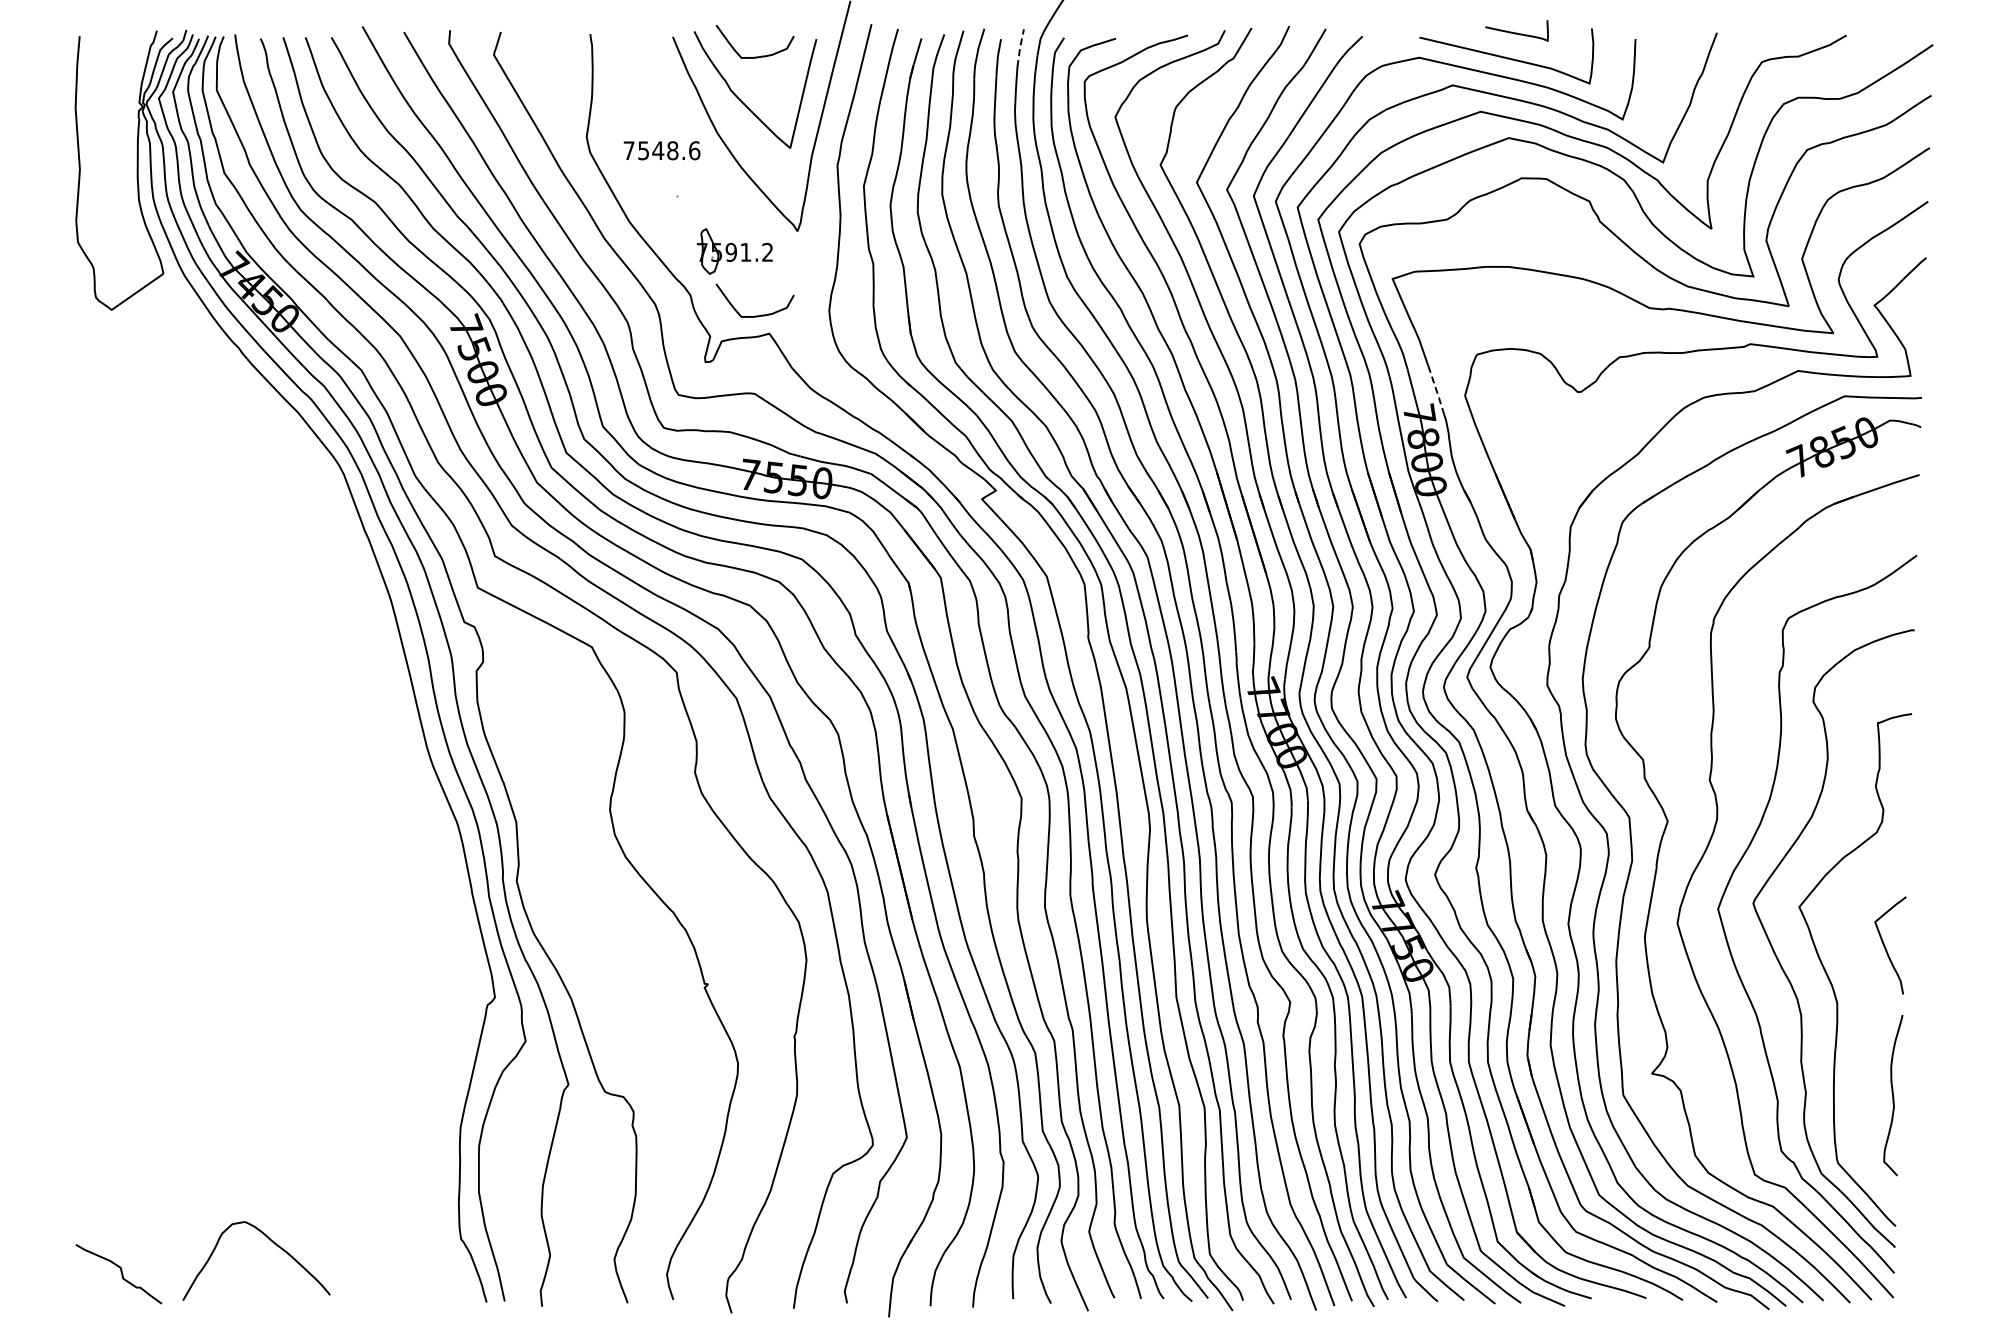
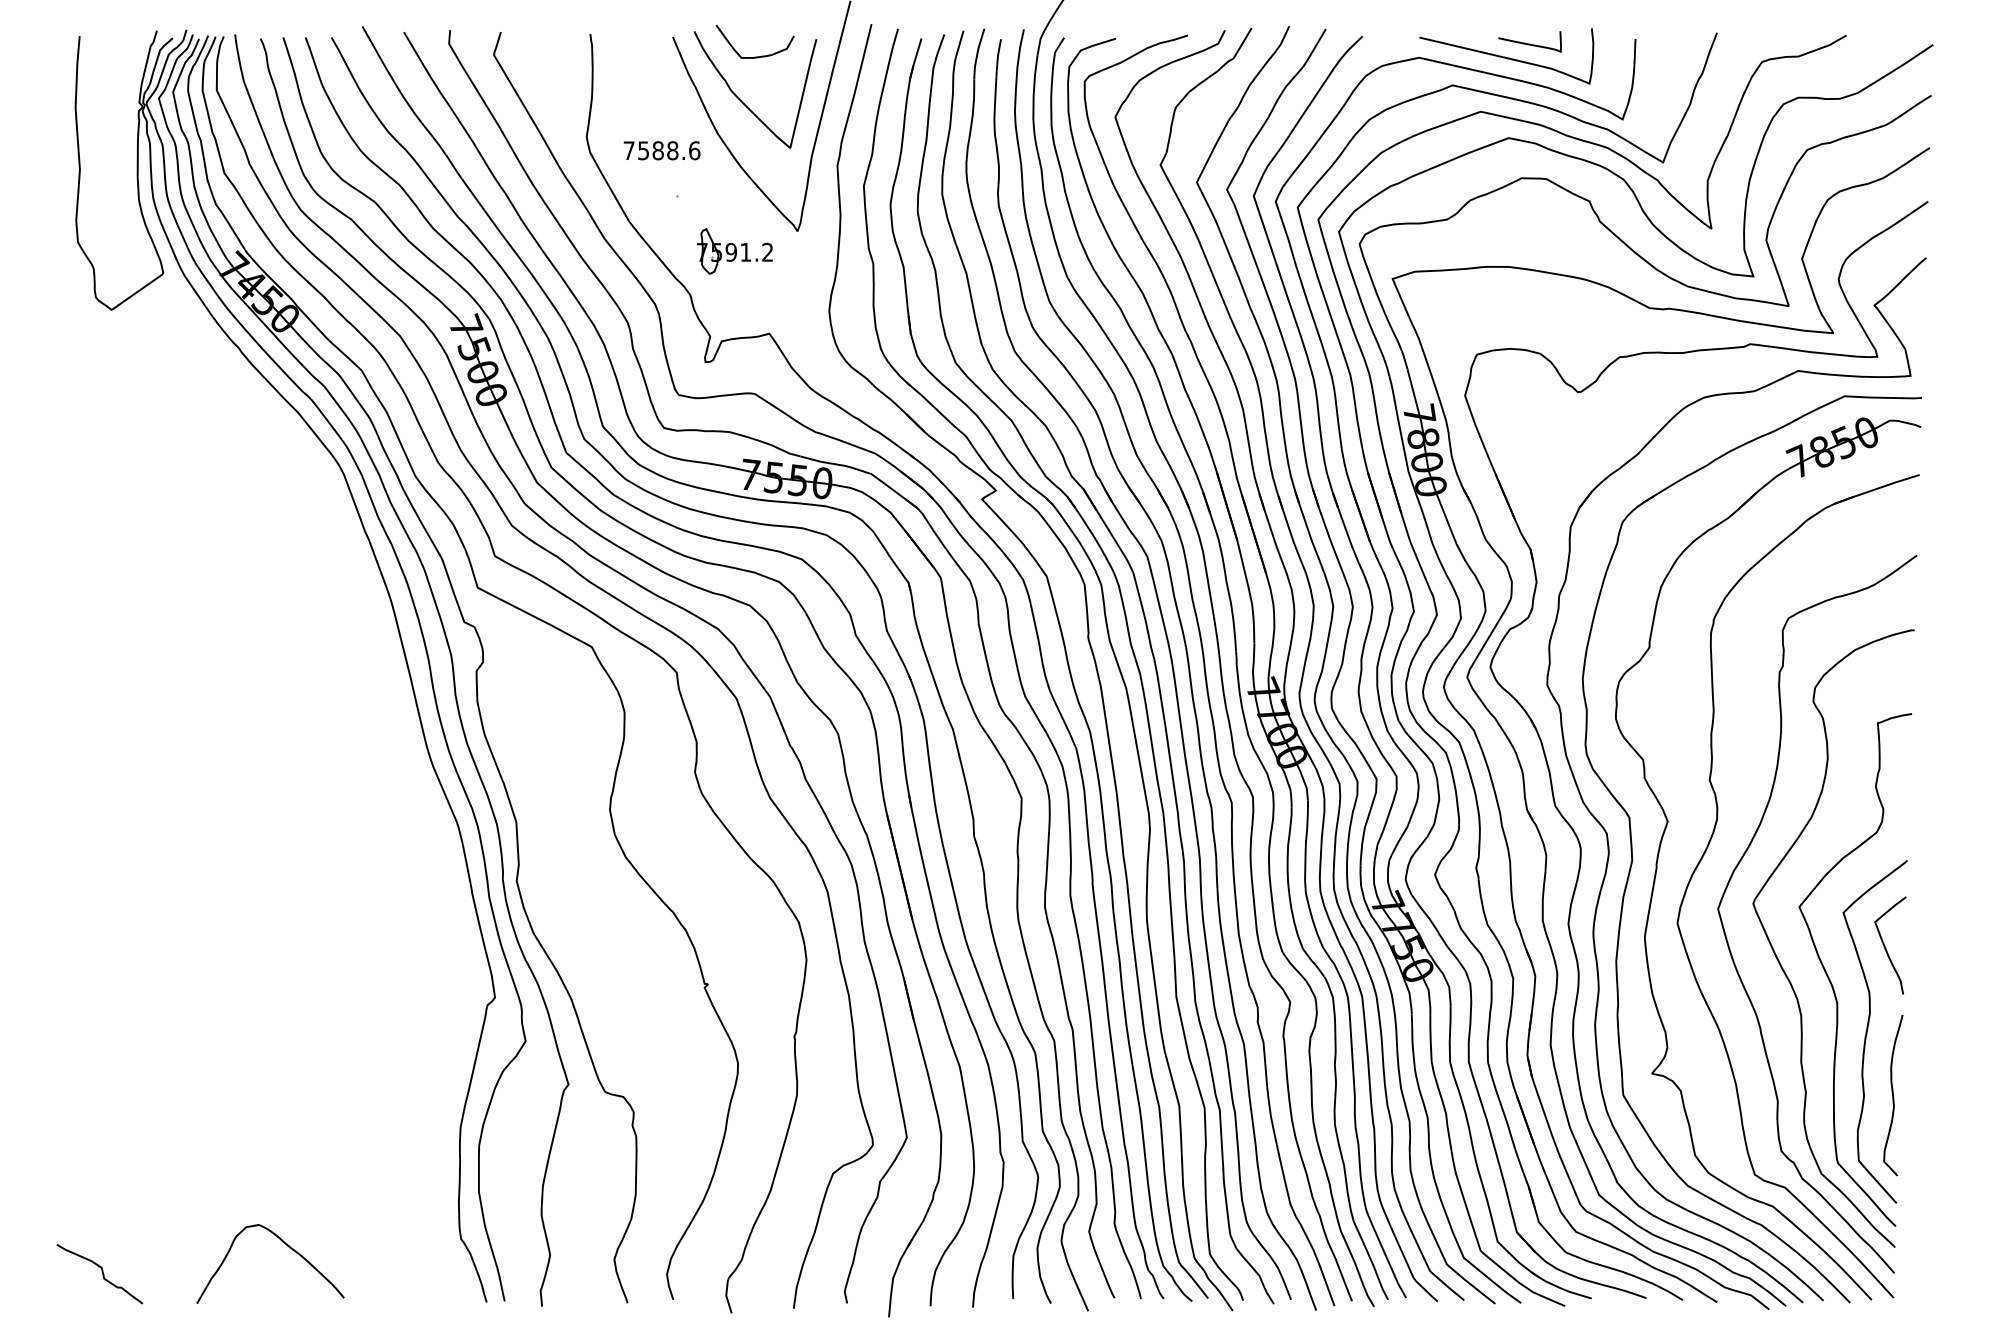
curve position: (1516, 32) -> (1529, 43) (1529, 43)
line: dashed -> solid (1020, 47)
text: 7548.6 -> 7588.6 (658, 150)
curve: present -> none (754, 315)
line: dashed -> solid (1436, 390)
curve: none -> present (1868, 1029)
curve position: (269, 1240) -> (283, 1243) (283, 1243)
curve position: (120, 1272) -> (101, 1272) (101, 1272)
